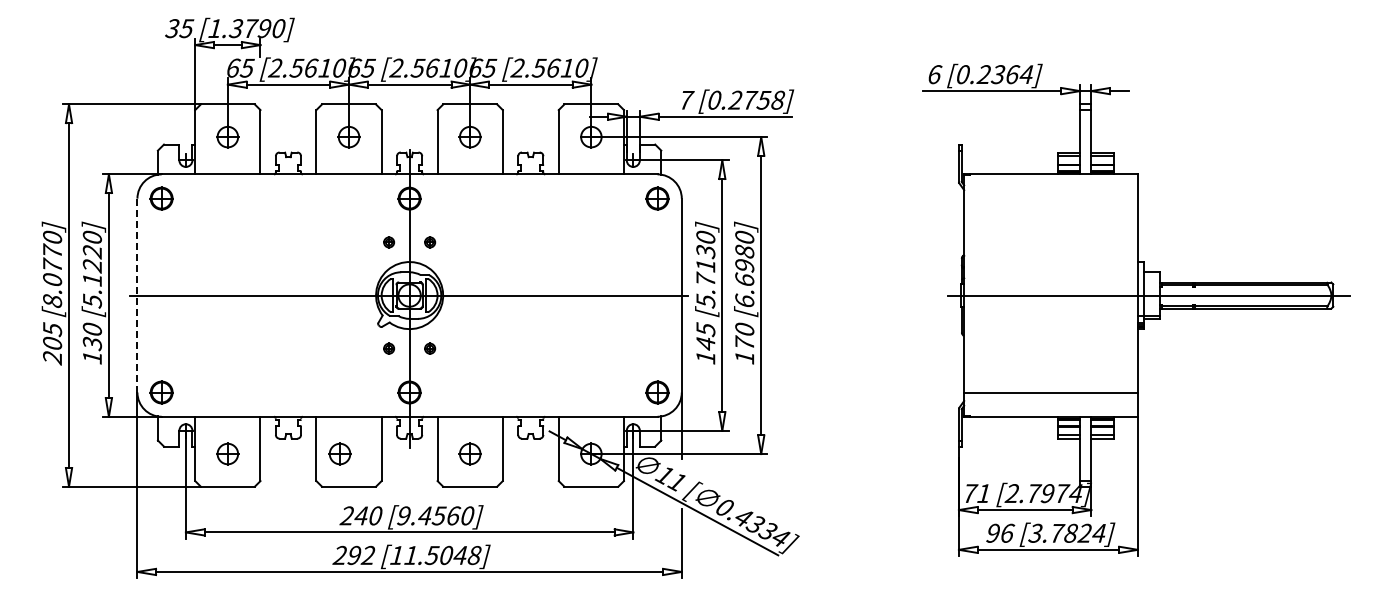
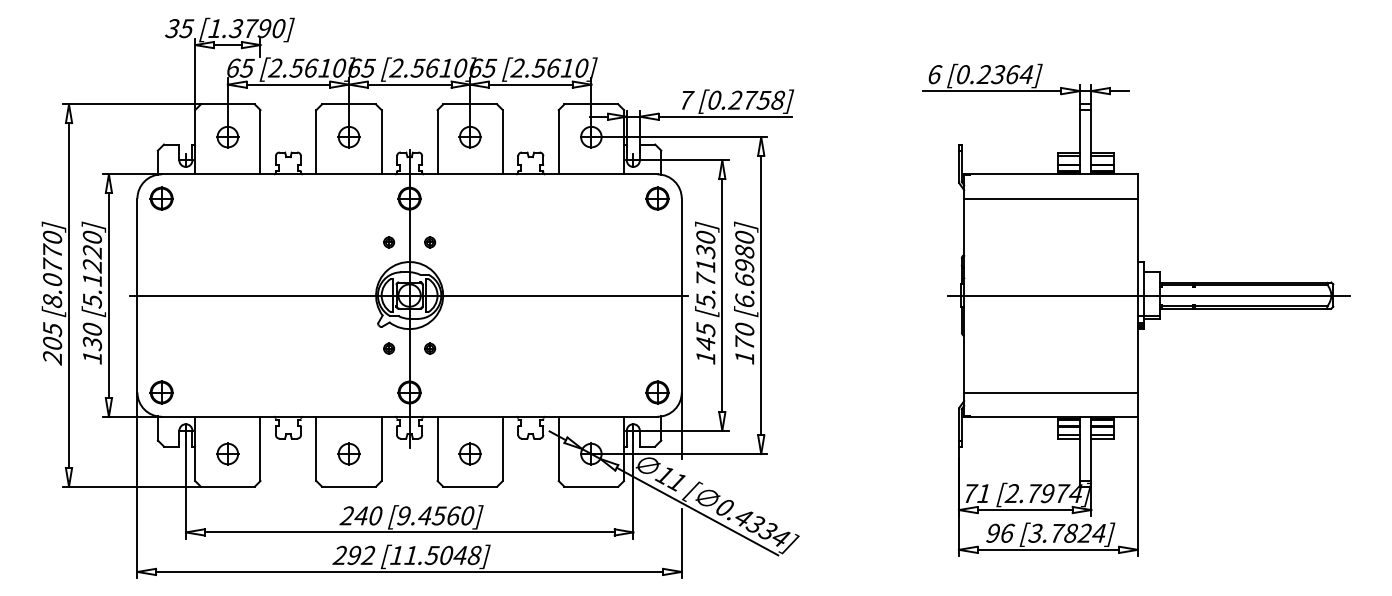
line: none -> present (1050, 198)
line: dashed -> solid (137, 295)
part position: (339, 453) -> (348, 453) (348, 453)
